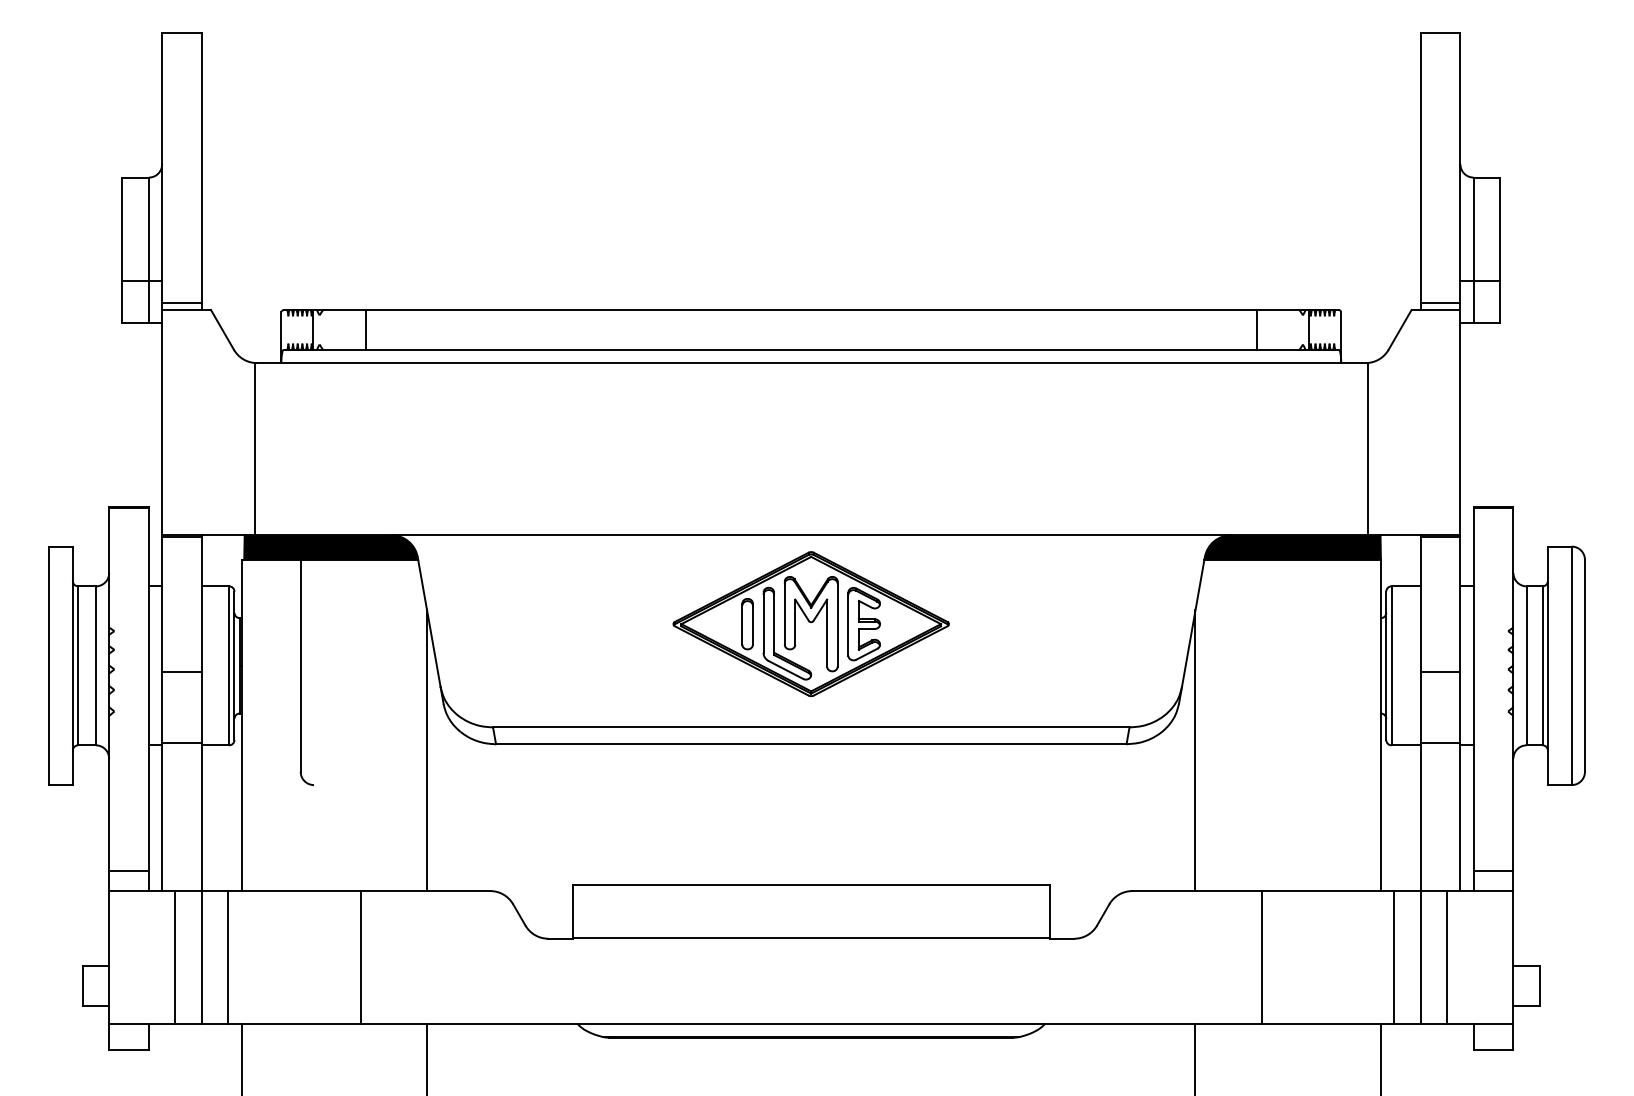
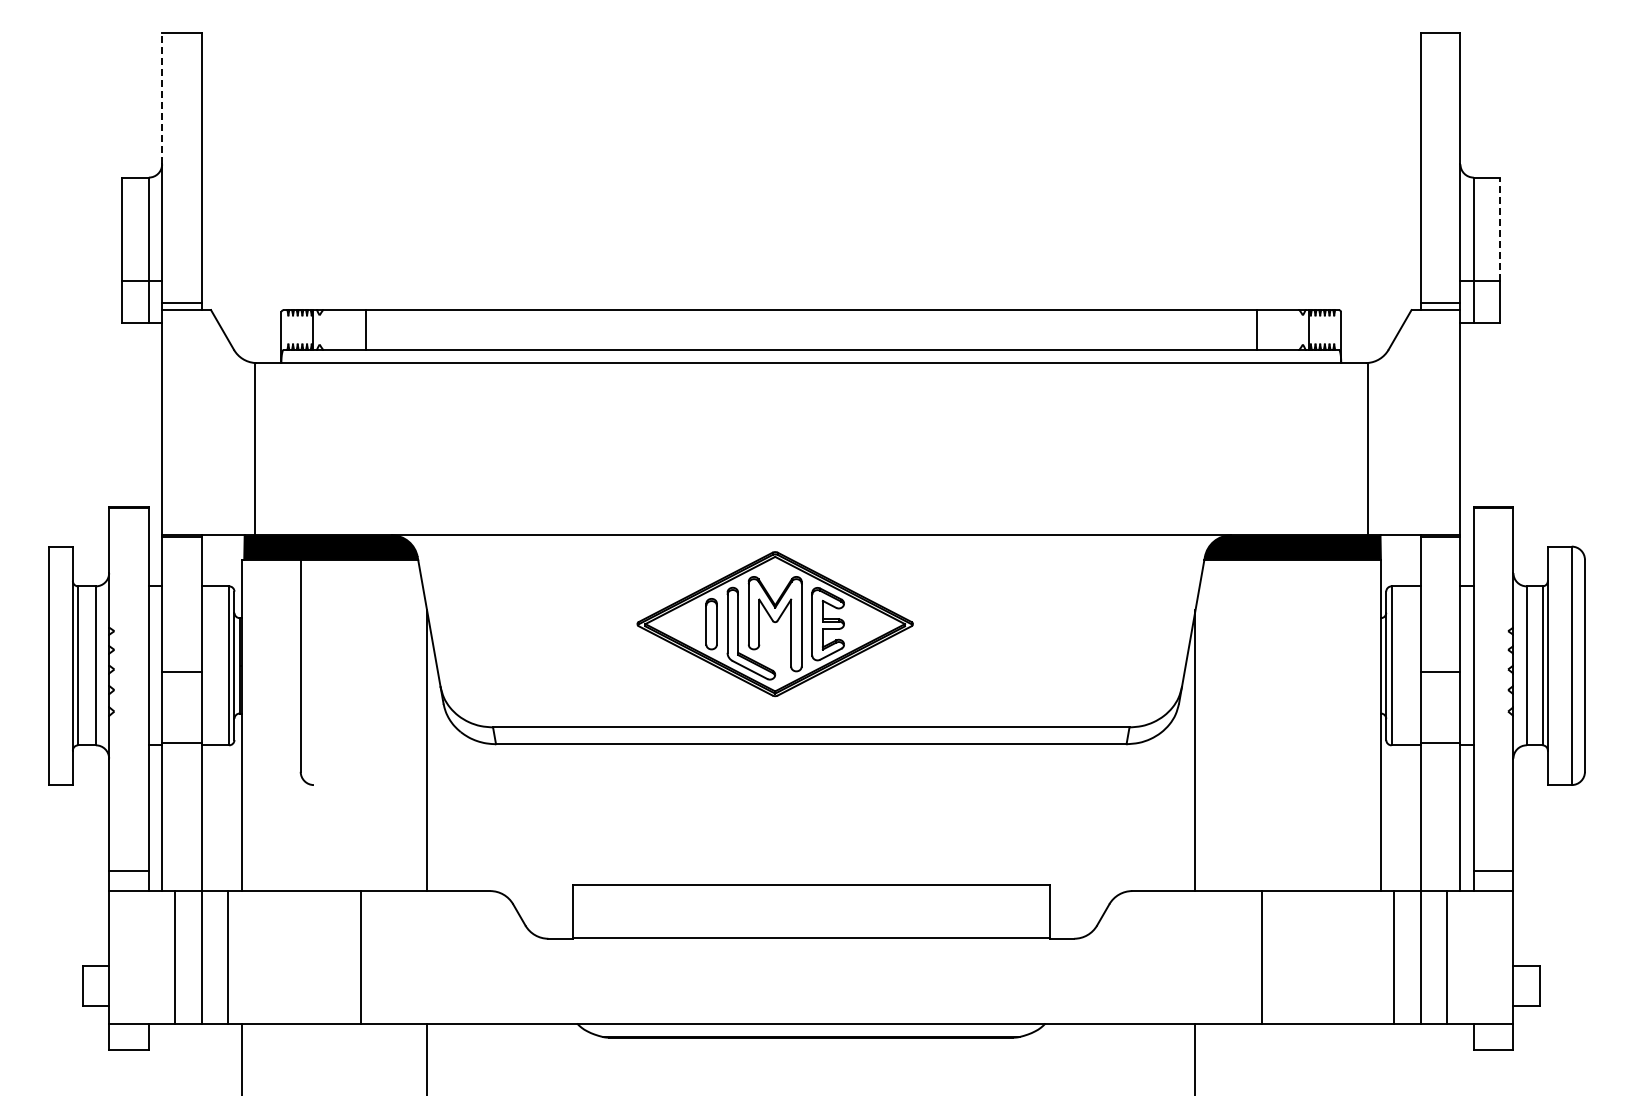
line: solid -> dashed (162, 98)
line: solid -> dashed (1500, 229)
part position: (810, 624) -> (774, 624) (774, 624)
line: present -> none (1380, 1057)
